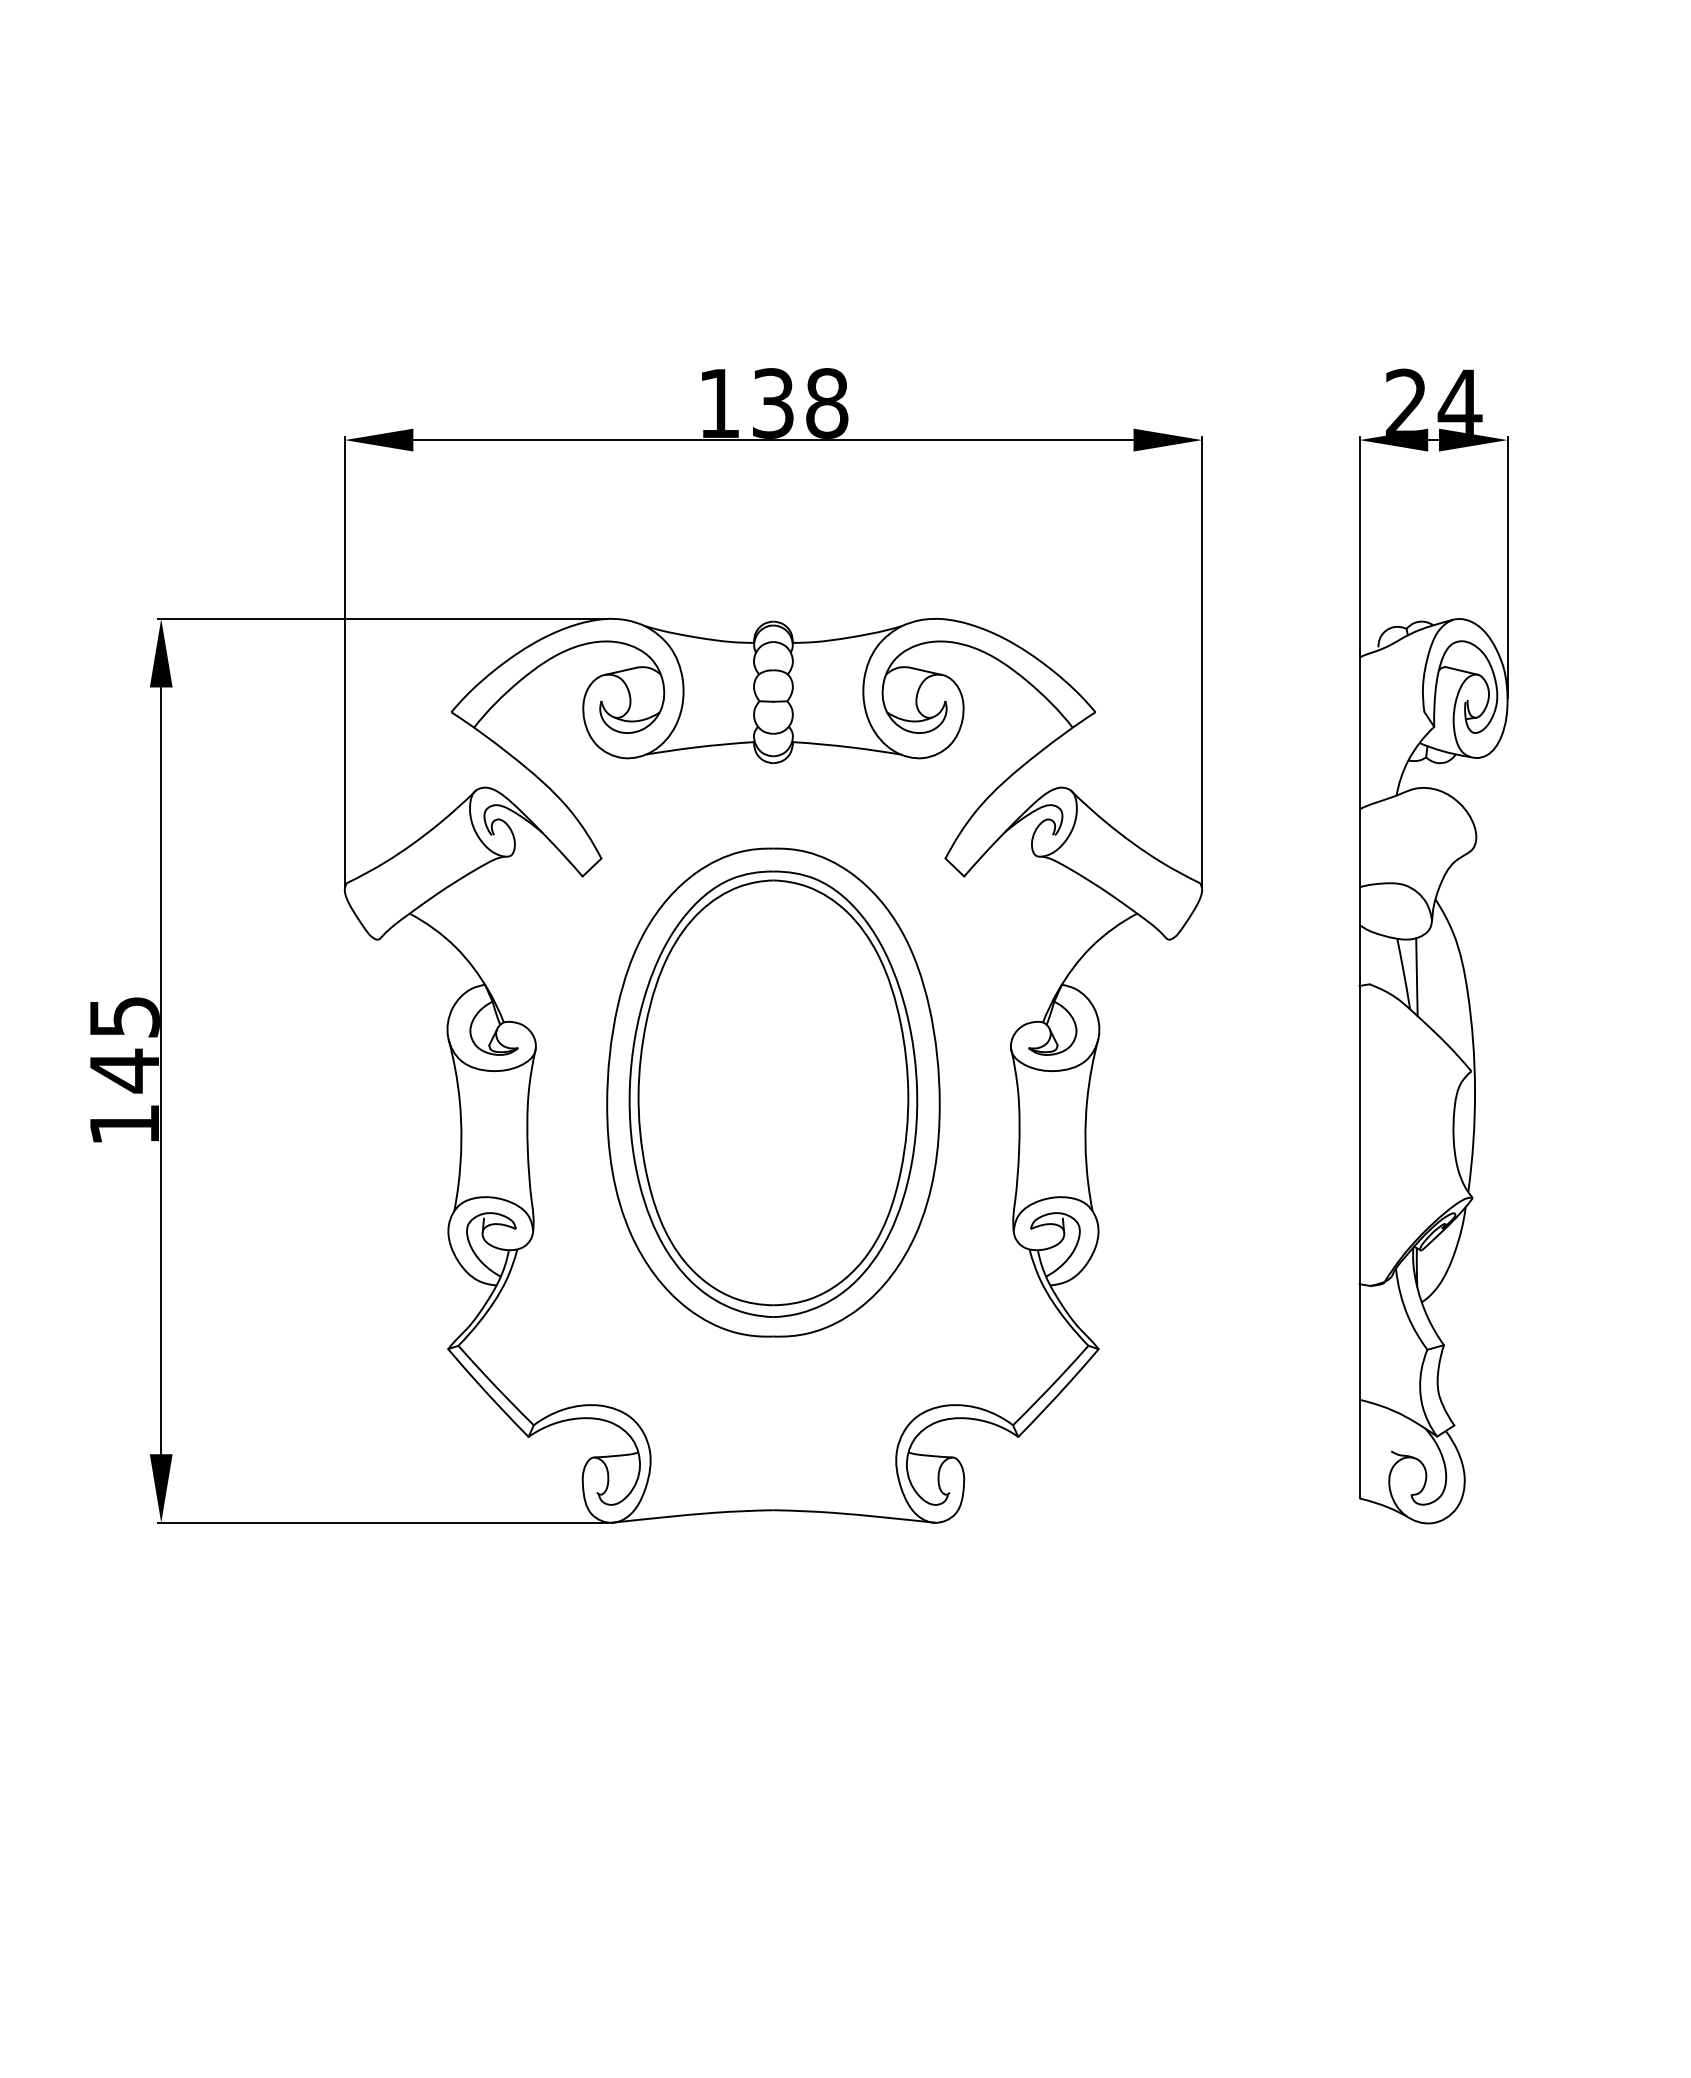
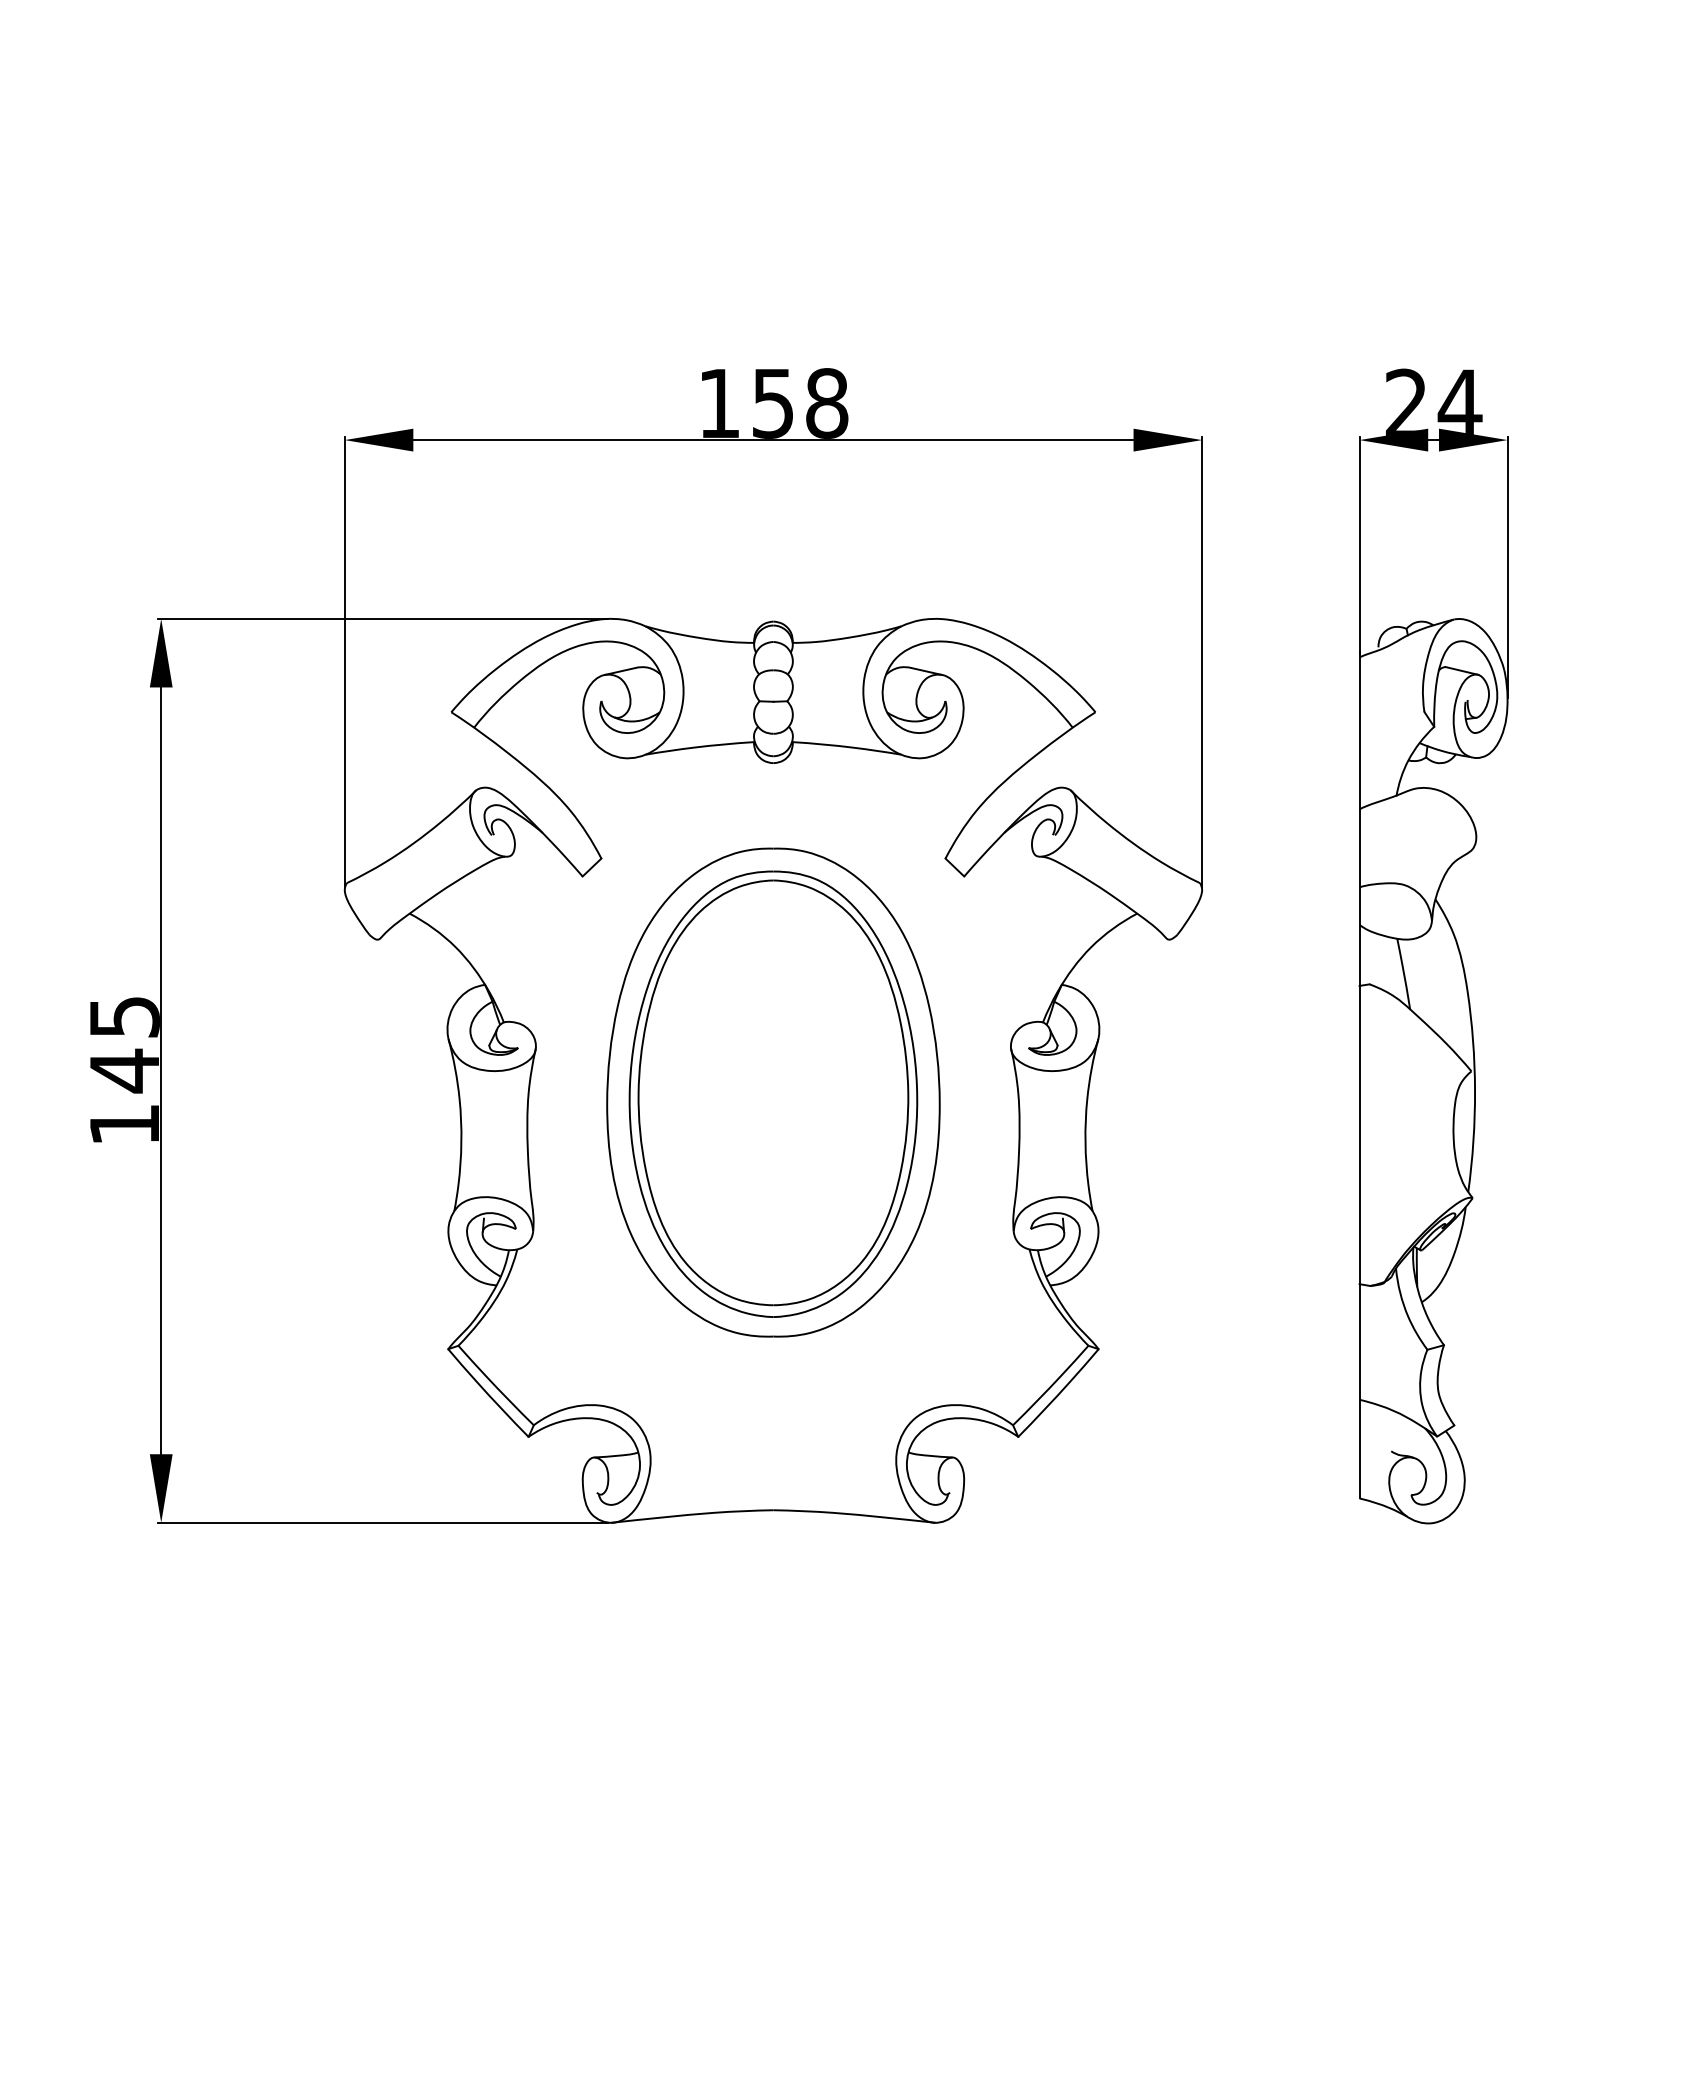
text: 138 -> 158 (773, 403)
line: present -> none (1416, 977)
